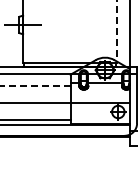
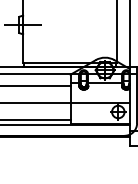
line: dashed -> solid (117, 31)
line: dashed -> solid (35, 86)
